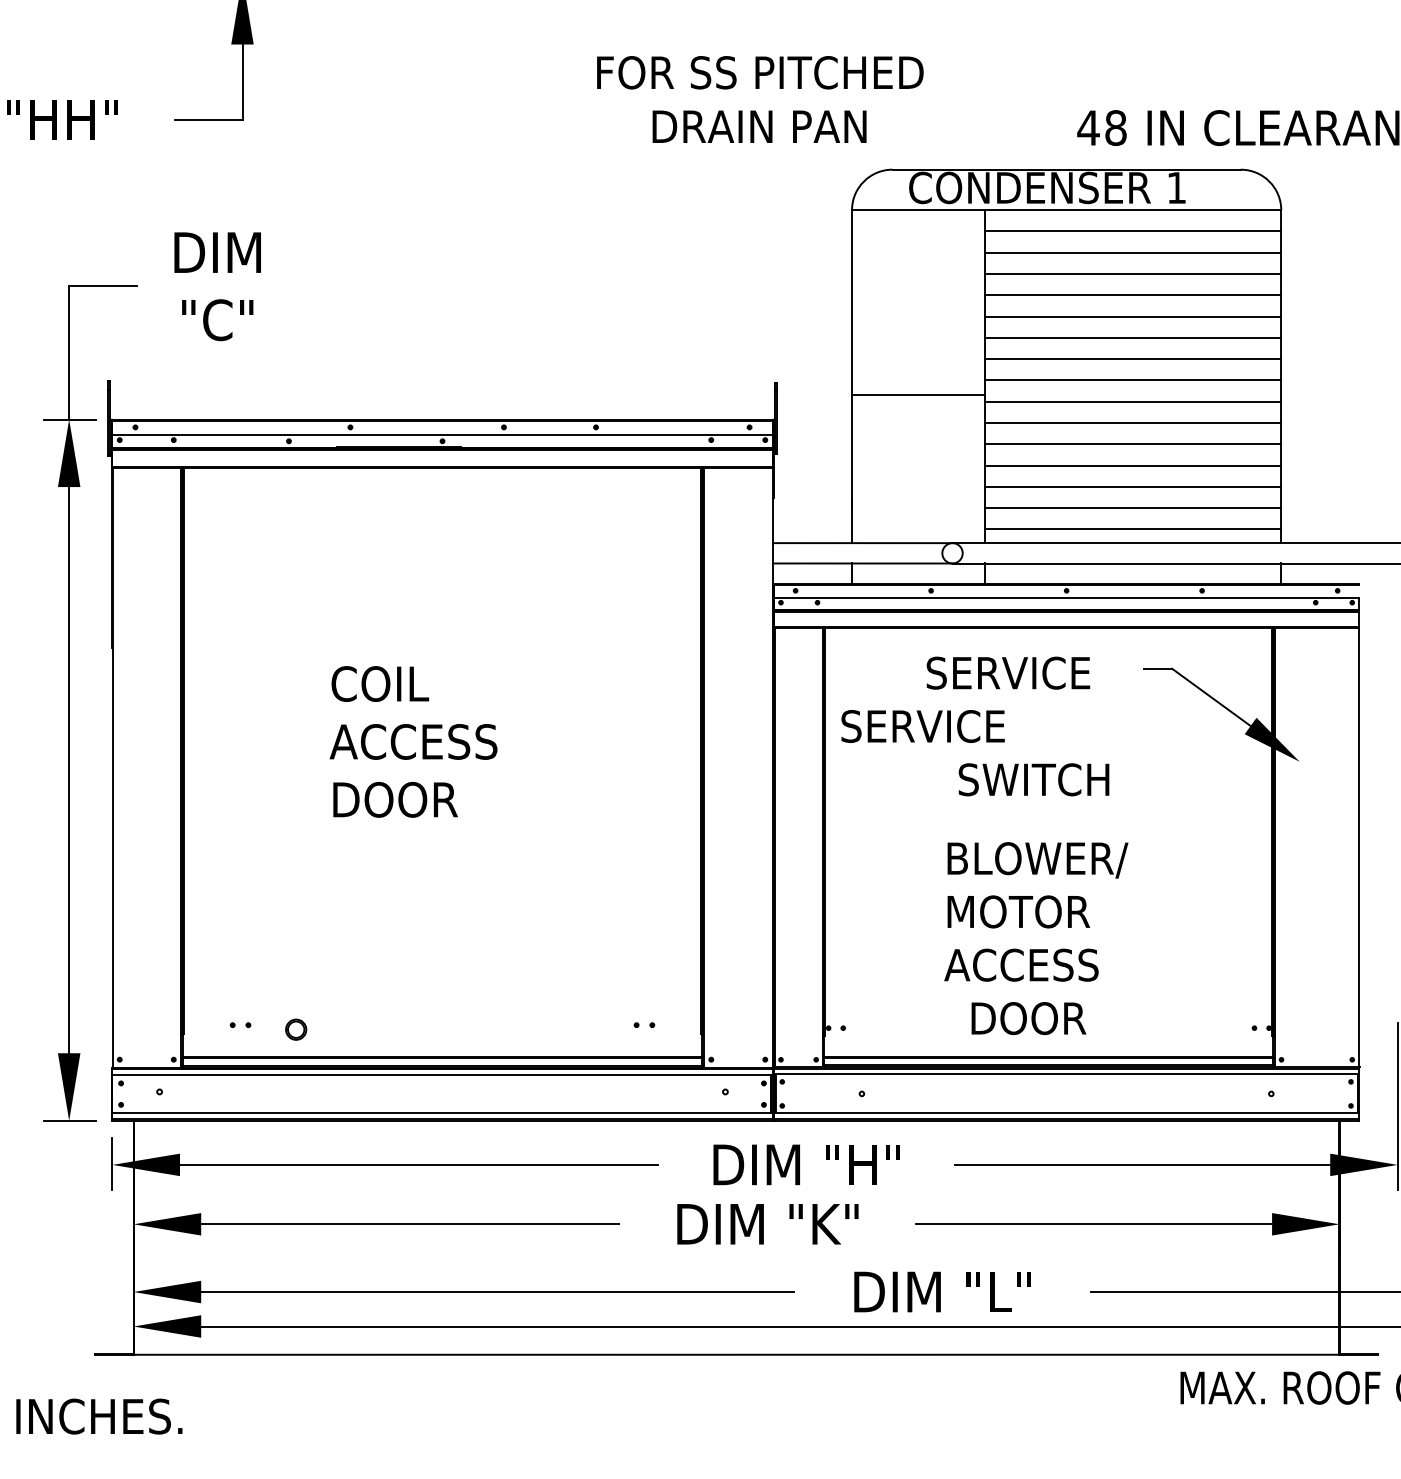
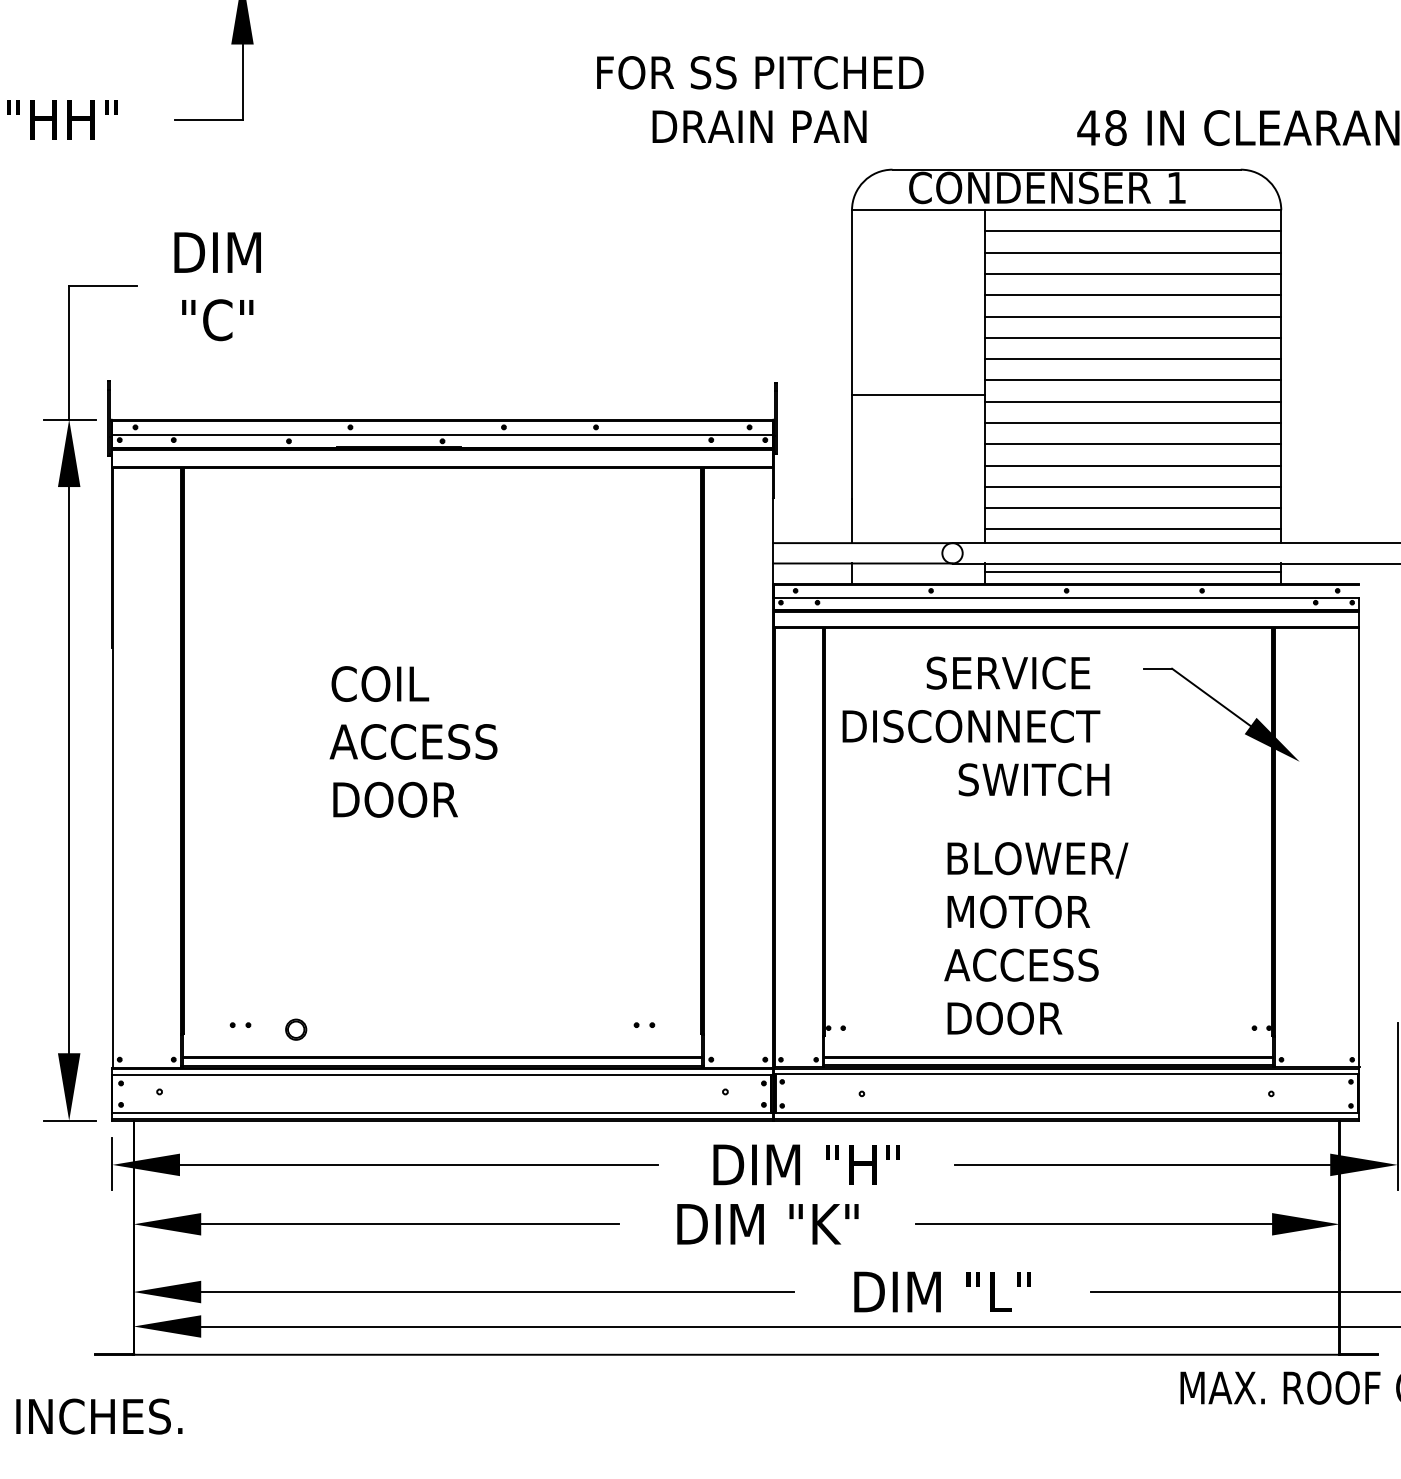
line: none -> present (1133, 572)
text: SERVICE -> DISCONNECT (970, 726)
text position: (1028, 1018) -> (1004, 1018) (1004, 1018)
